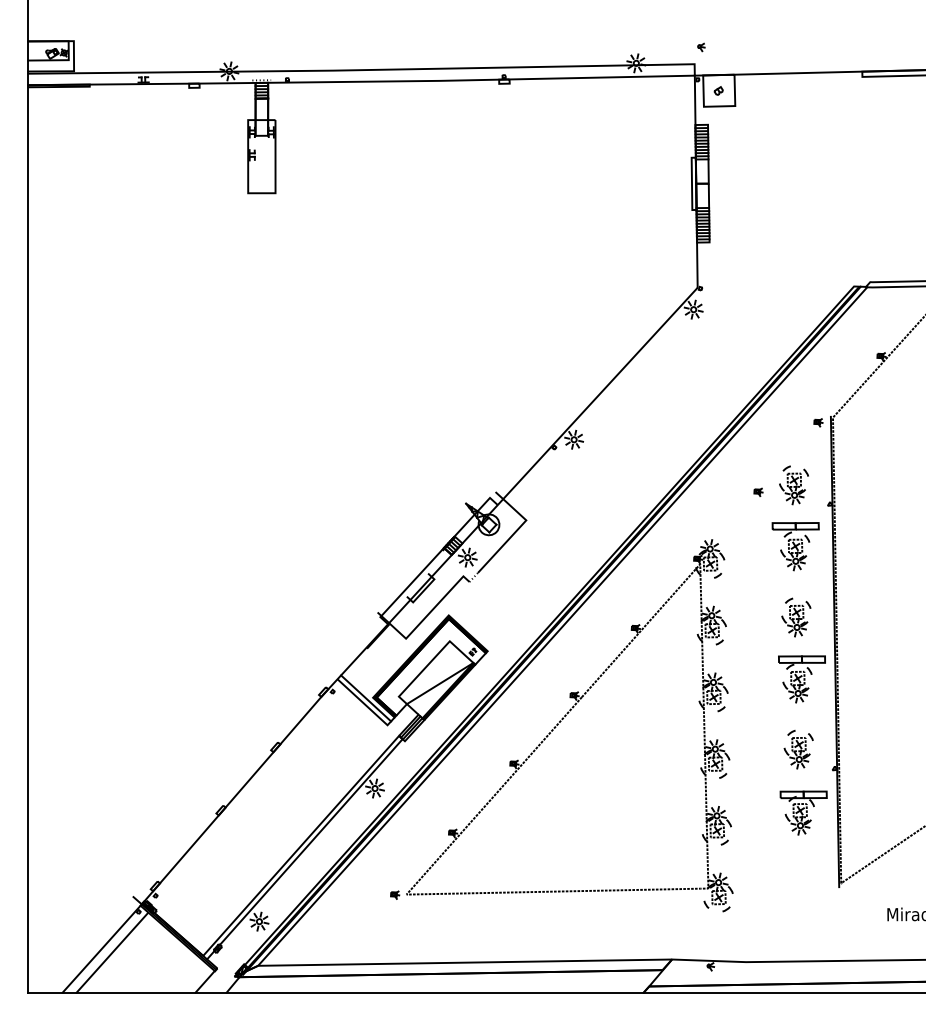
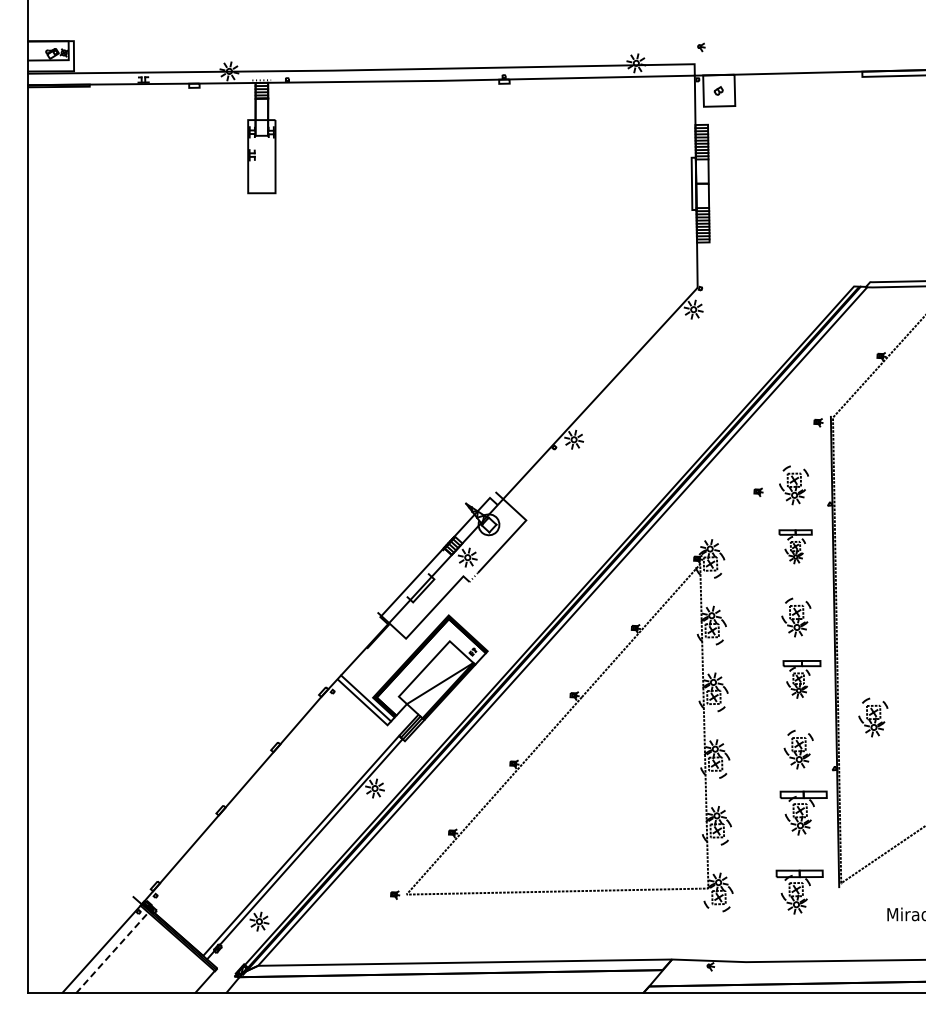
part size: 49x50 px -> 35x36 px (795, 546)
part size: 48x49 px -> 40x39 px (801, 679)
part: none -> present (873, 717)
part: none -> present (799, 891)
line: solid -> dashed (112, 952)
